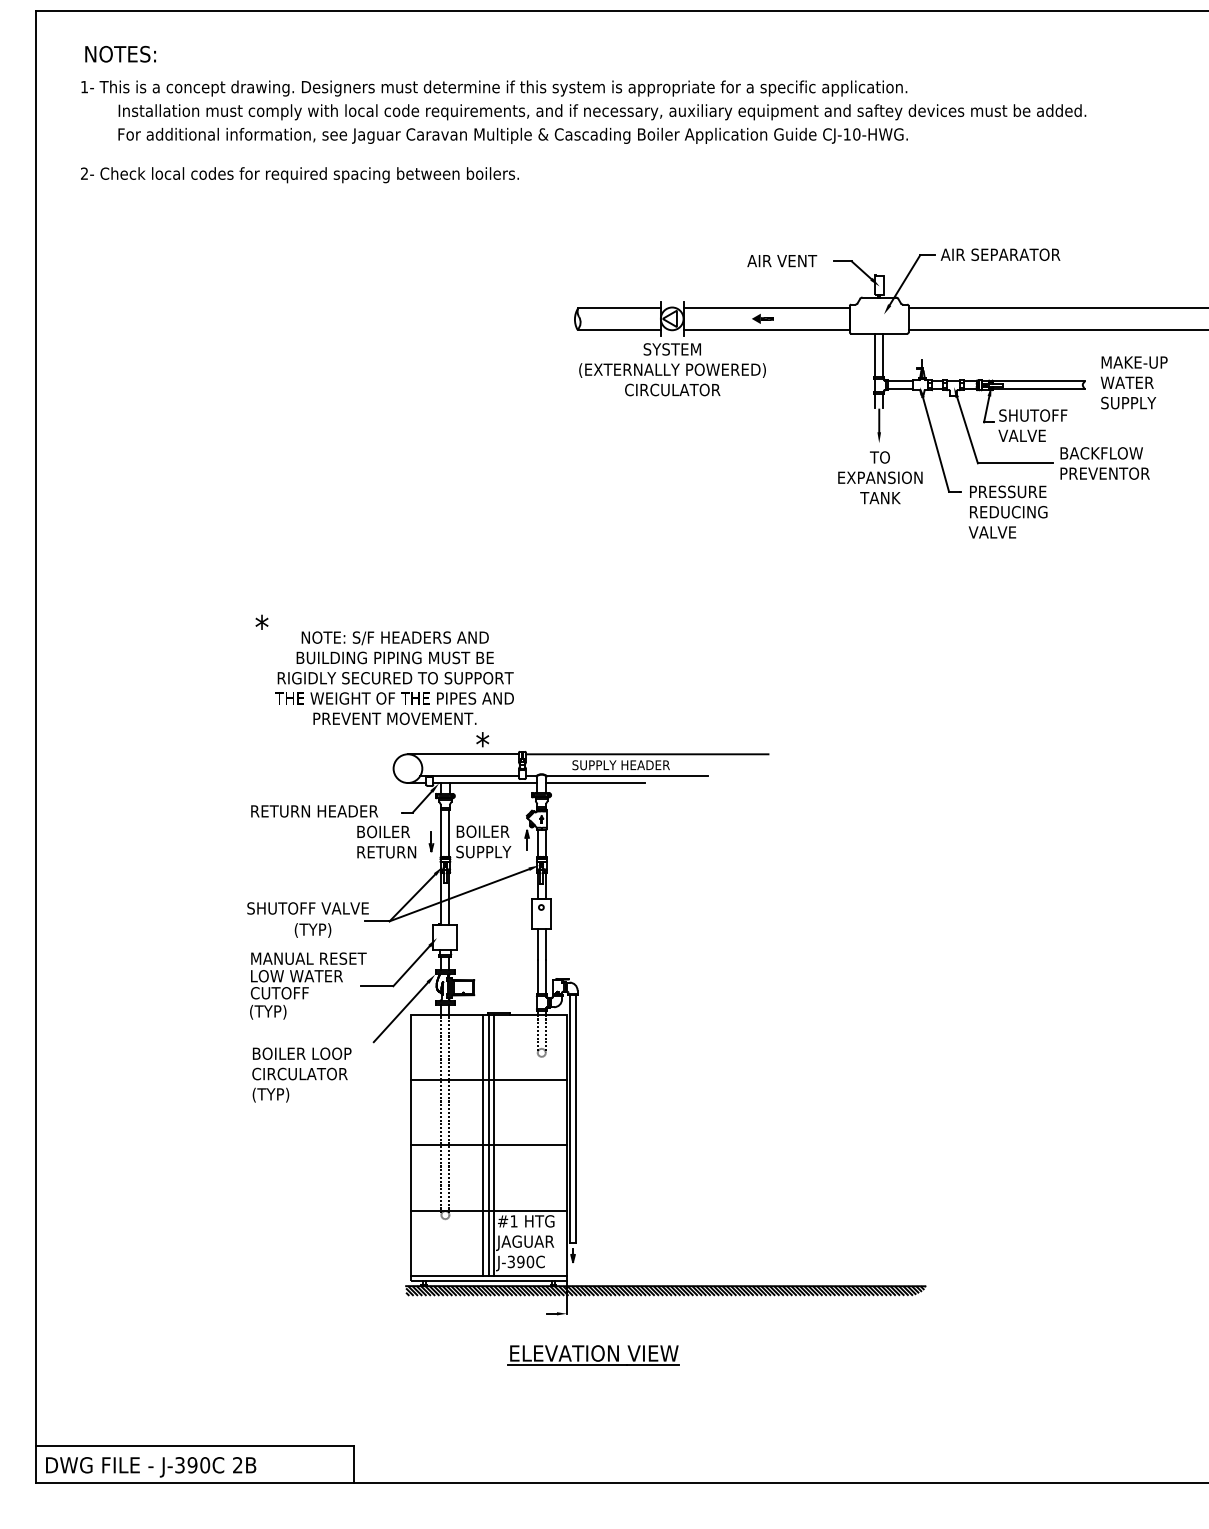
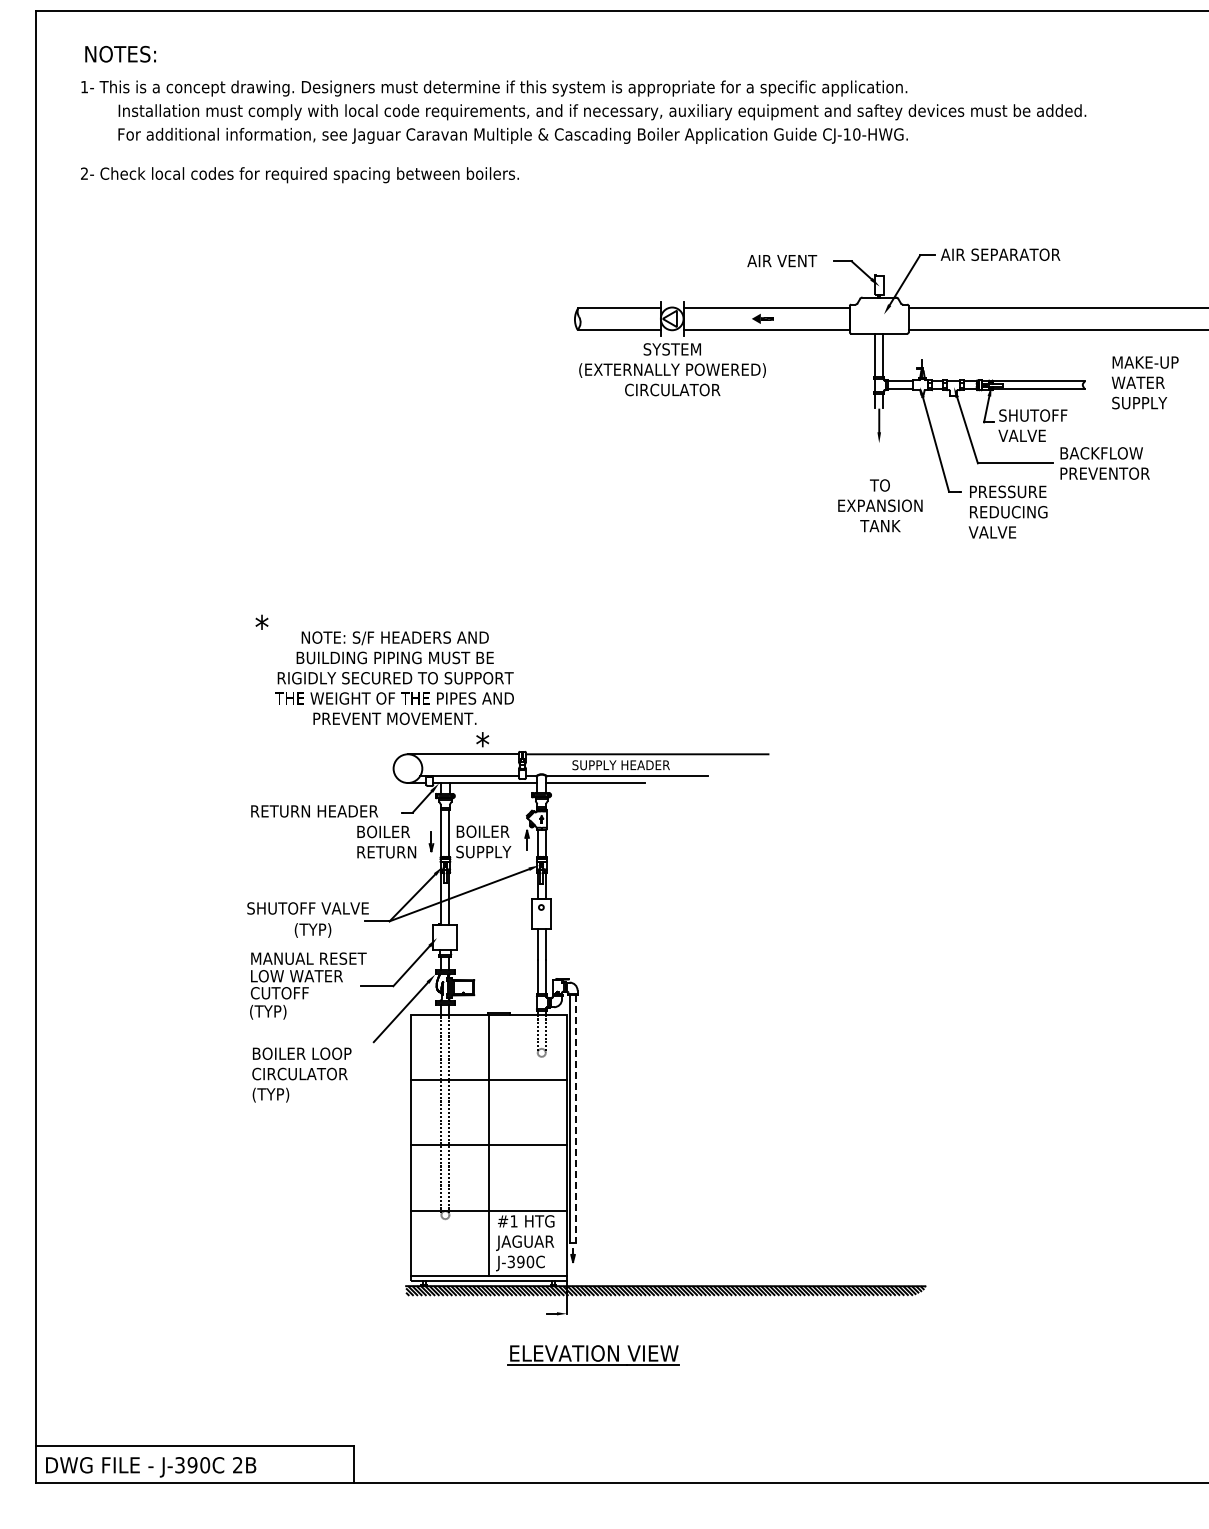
text position: (1133, 382) -> (1144, 382) (1144, 382)
text position: (880, 477) -> (880, 505) (880, 505)
line: solid -> dashed (575, 1118)
line: present -> none (483, 1144)
line: present -> none (494, 1144)
